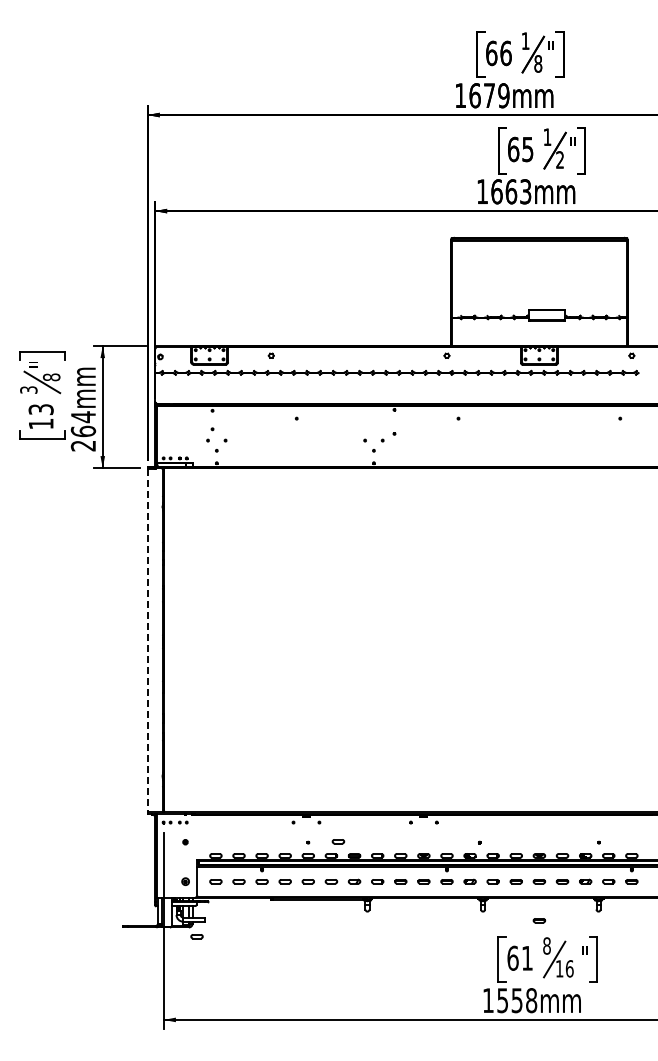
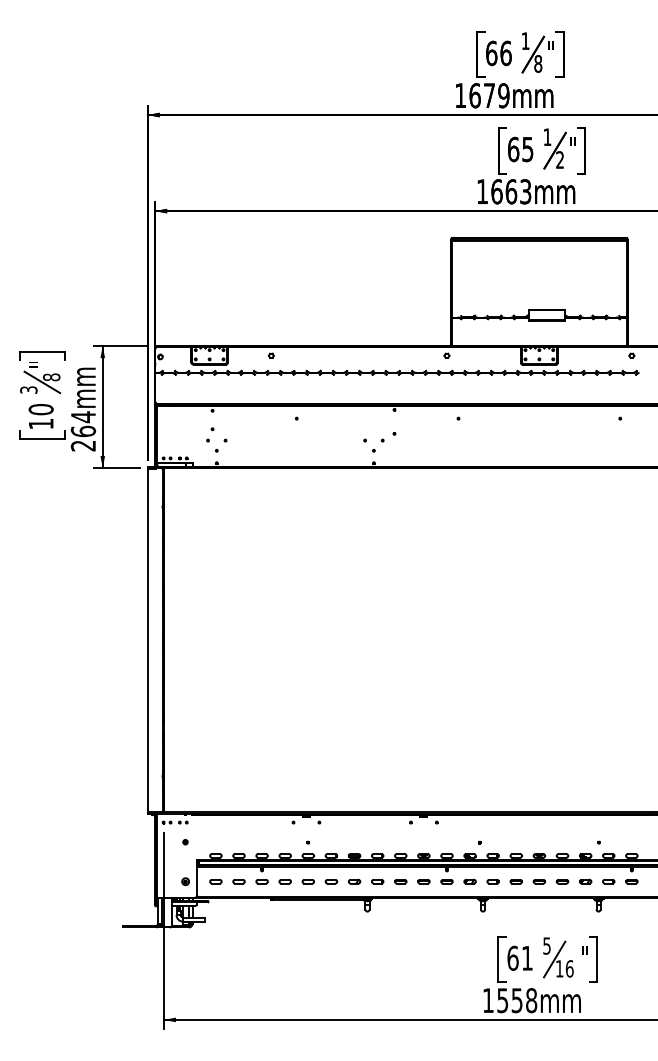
text: 13 -> 10 (40, 409)
line: dashed -> solid (147, 640)
part: present -> none (338, 841)
part: present -> none (539, 920)
part: present -> none (196, 936)
text: 8 -> 5 (546, 945)
